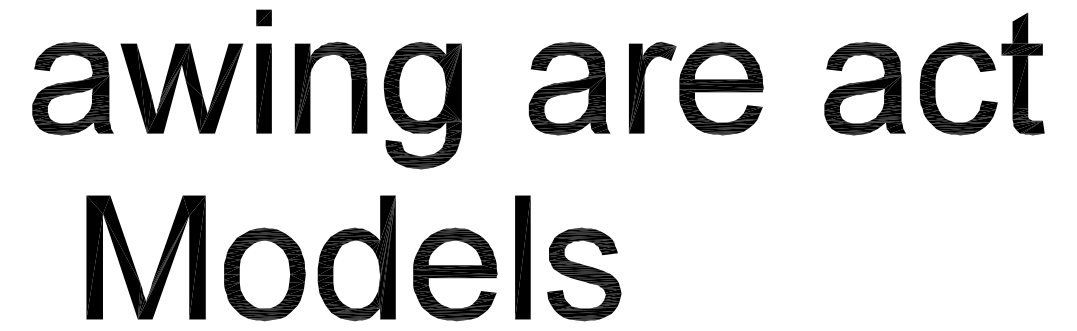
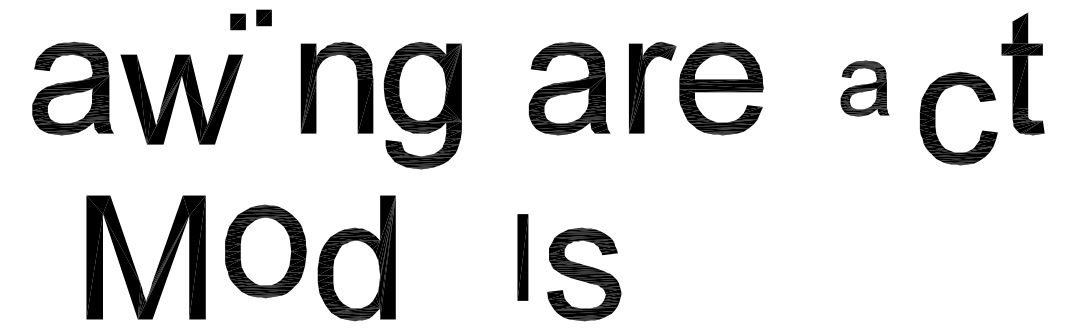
part: none -> present (237, 21)
part position: (310, 87) -> (316, 87) (316, 87)
part position: (181, 88) -> (181, 99) (181, 99)
part: present -> none (263, 88)
part size: 82x95 px -> 50x57 px (864, 88)
part position: (935, 88) -> (935, 118) (935, 118)
part size: 16x125 px -> 12x87 px (522, 257)
part position: (264, 274) -> (265, 251) (265, 251)
part: present -> none (455, 274)
